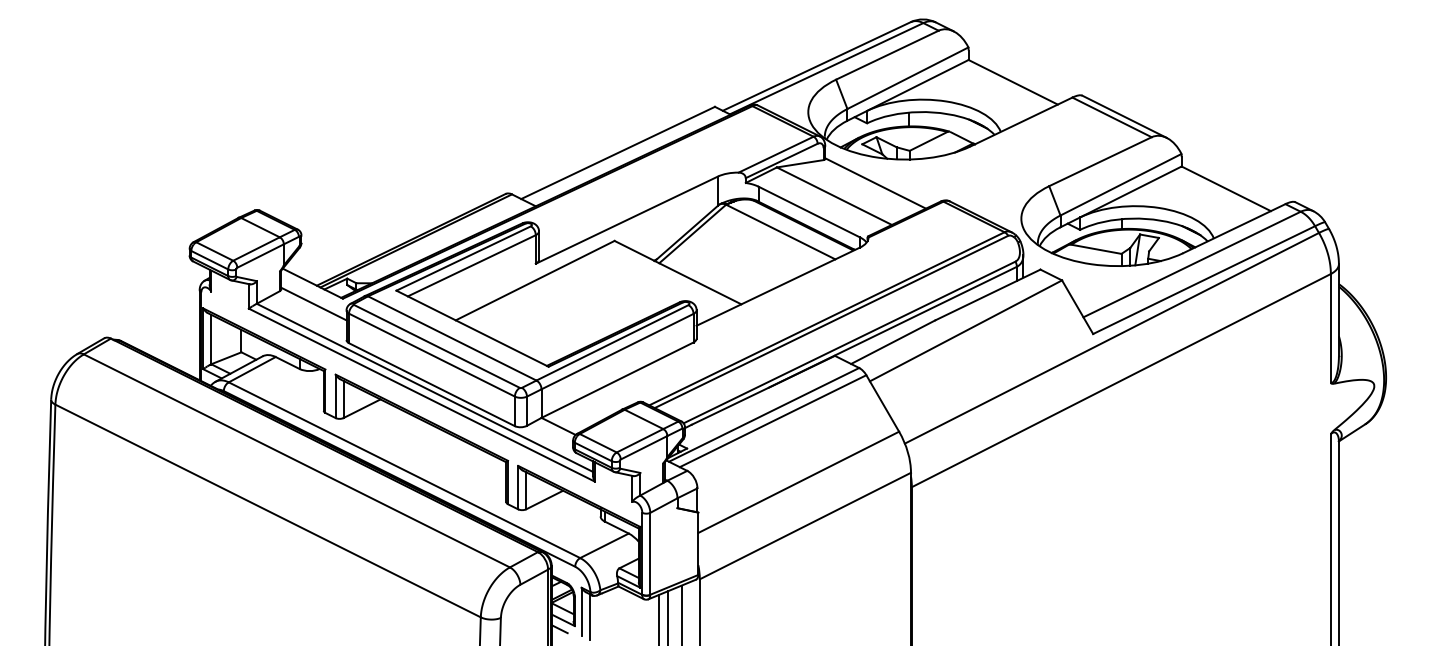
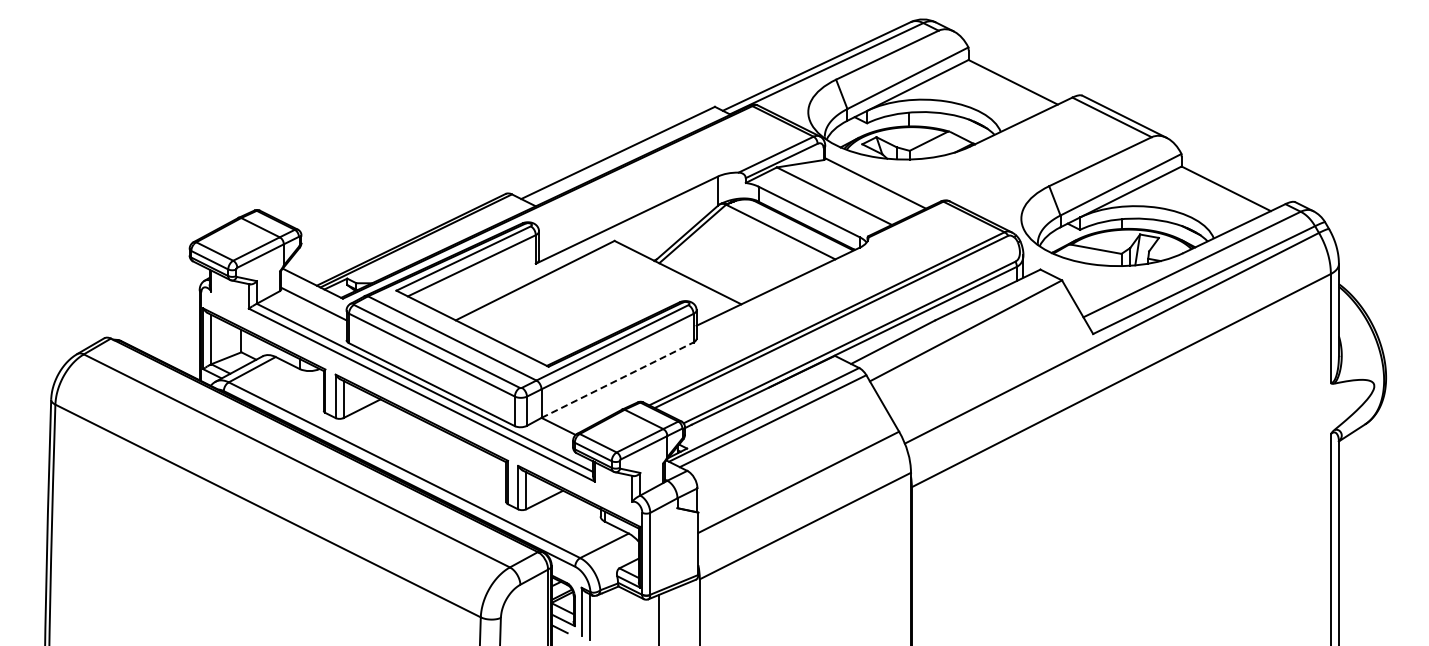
line: solid -> dashed (617, 380)
line: present -> none (681, 613)
line: present -> none (667, 616)
